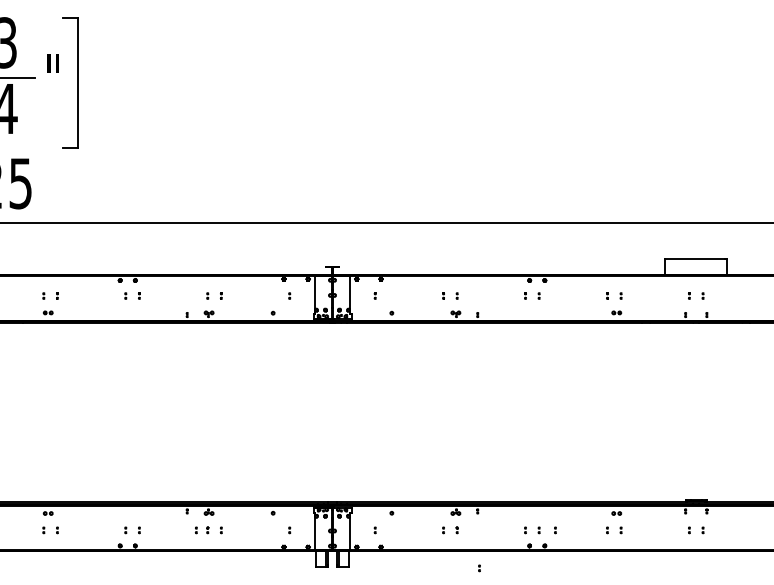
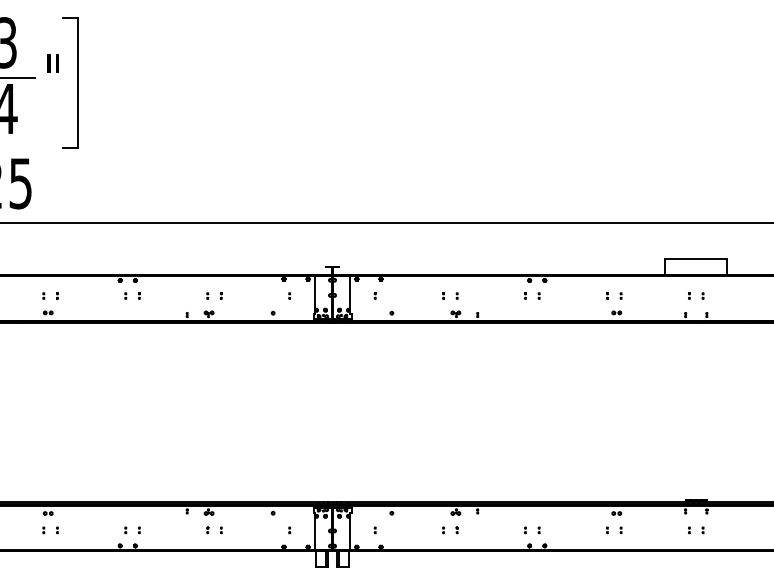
part: present -> none (196, 530)
part: present -> none (555, 530)
part: present -> none (479, 568)
